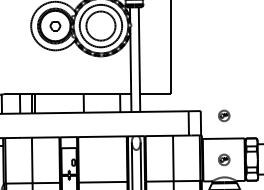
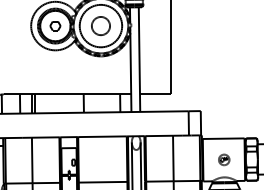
circle diameter: 29 px -> 18 px (100, 25)
part: present -> none (224, 115)
